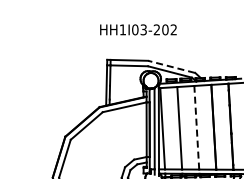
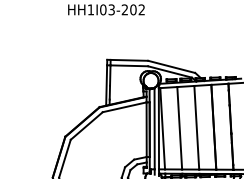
text position: (138, 29) -> (106, 9) (106, 9)
line: dashed -> solid (171, 66)
line: dashed -> solid (196, 127)
